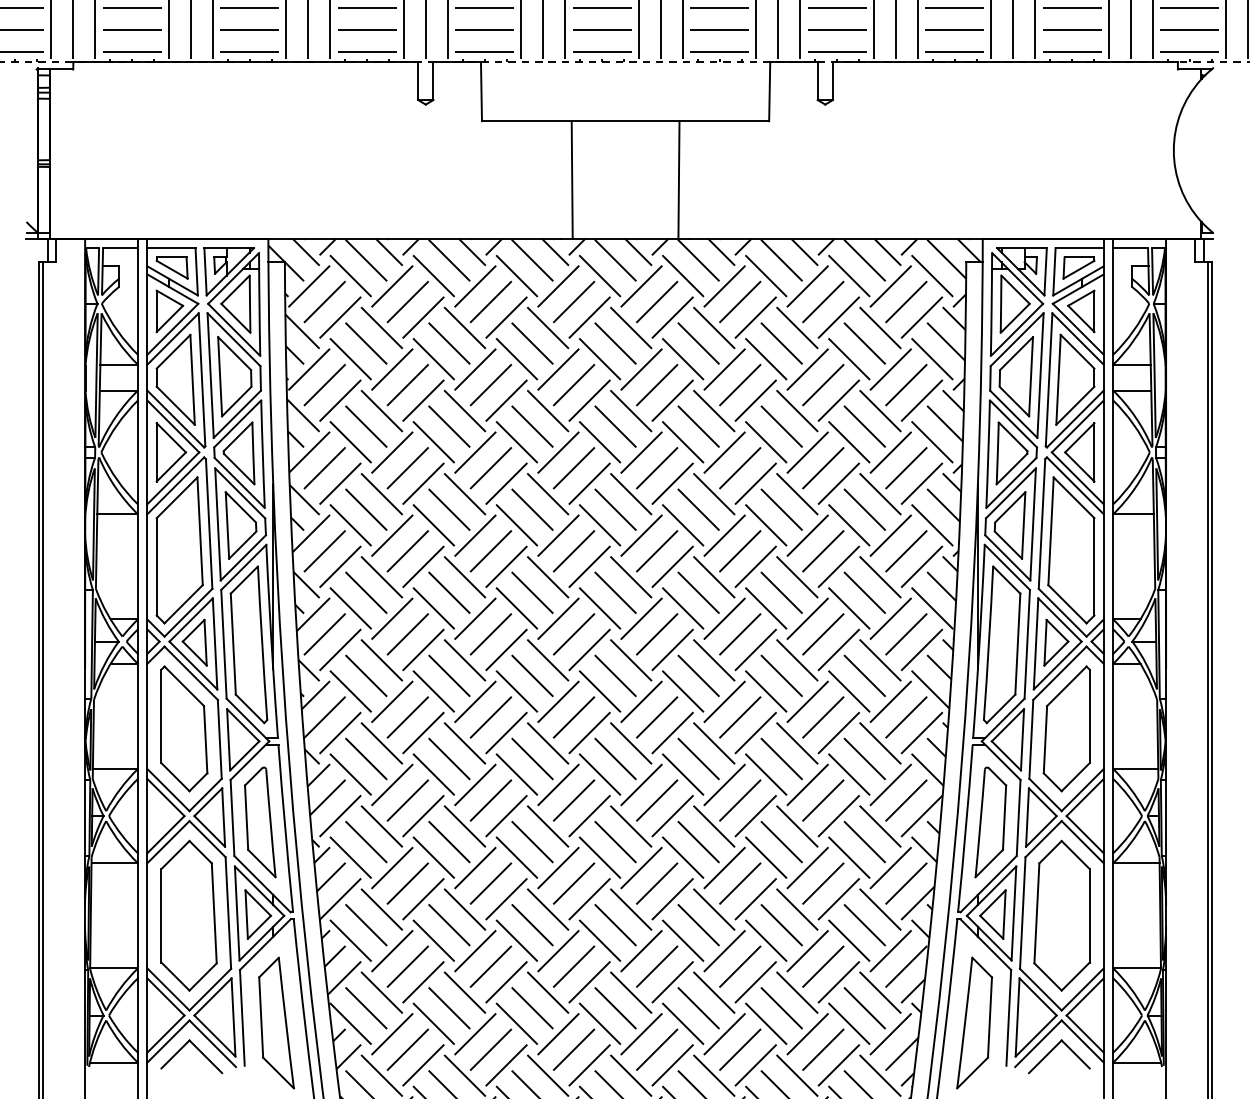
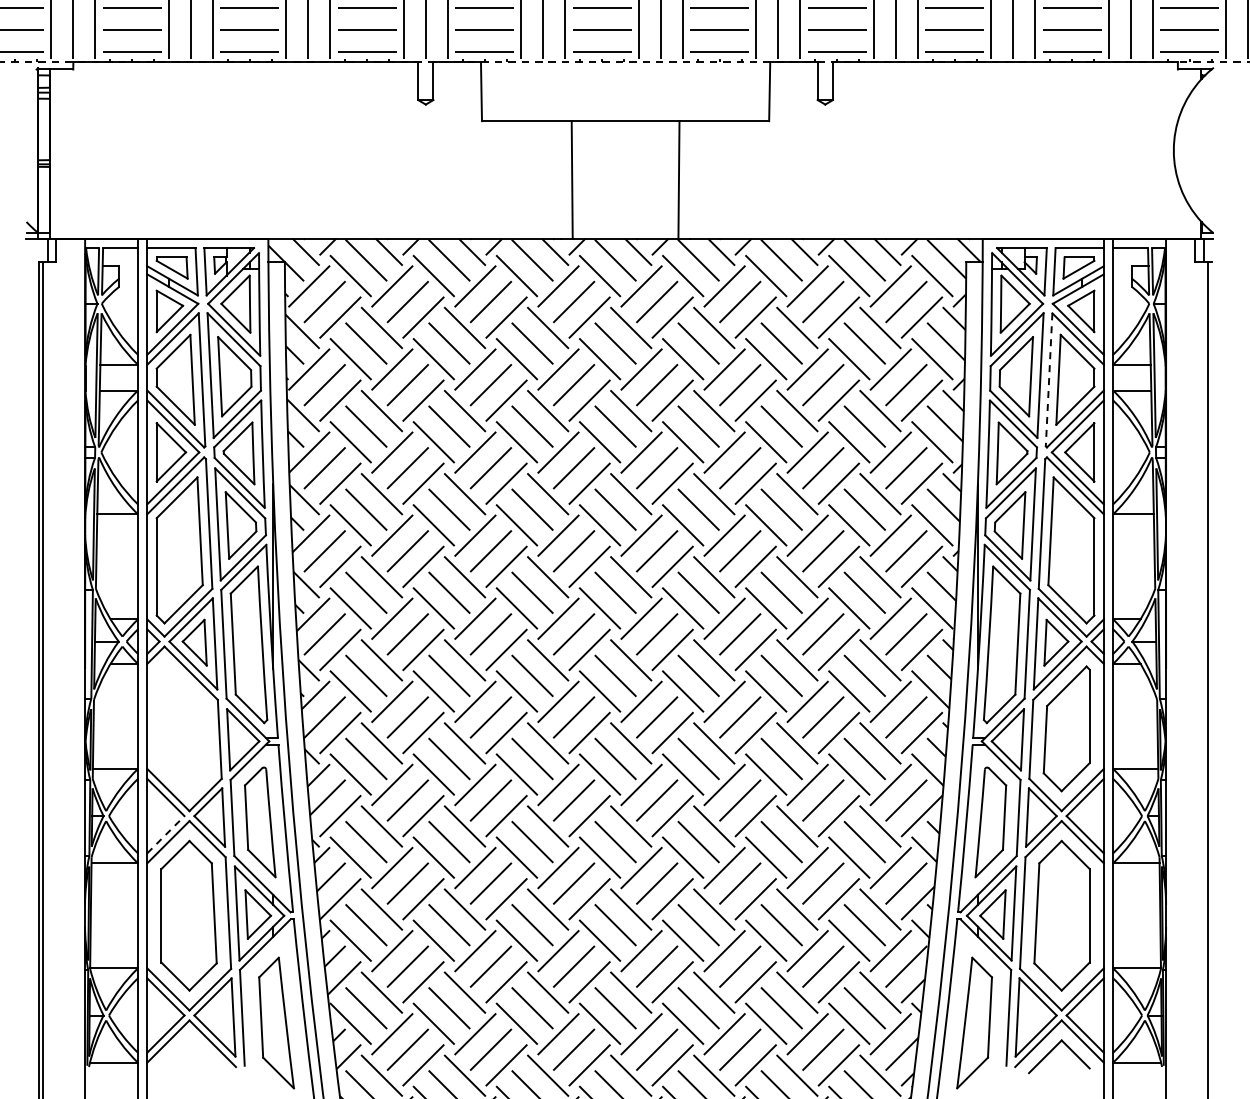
line: solid -> dashed (1049, 379)
line: present -> none (1211, 678)
part: present -> none (184, 728)
line: solid -> dashed (166, 834)
part: present -> none (197, 1049)
